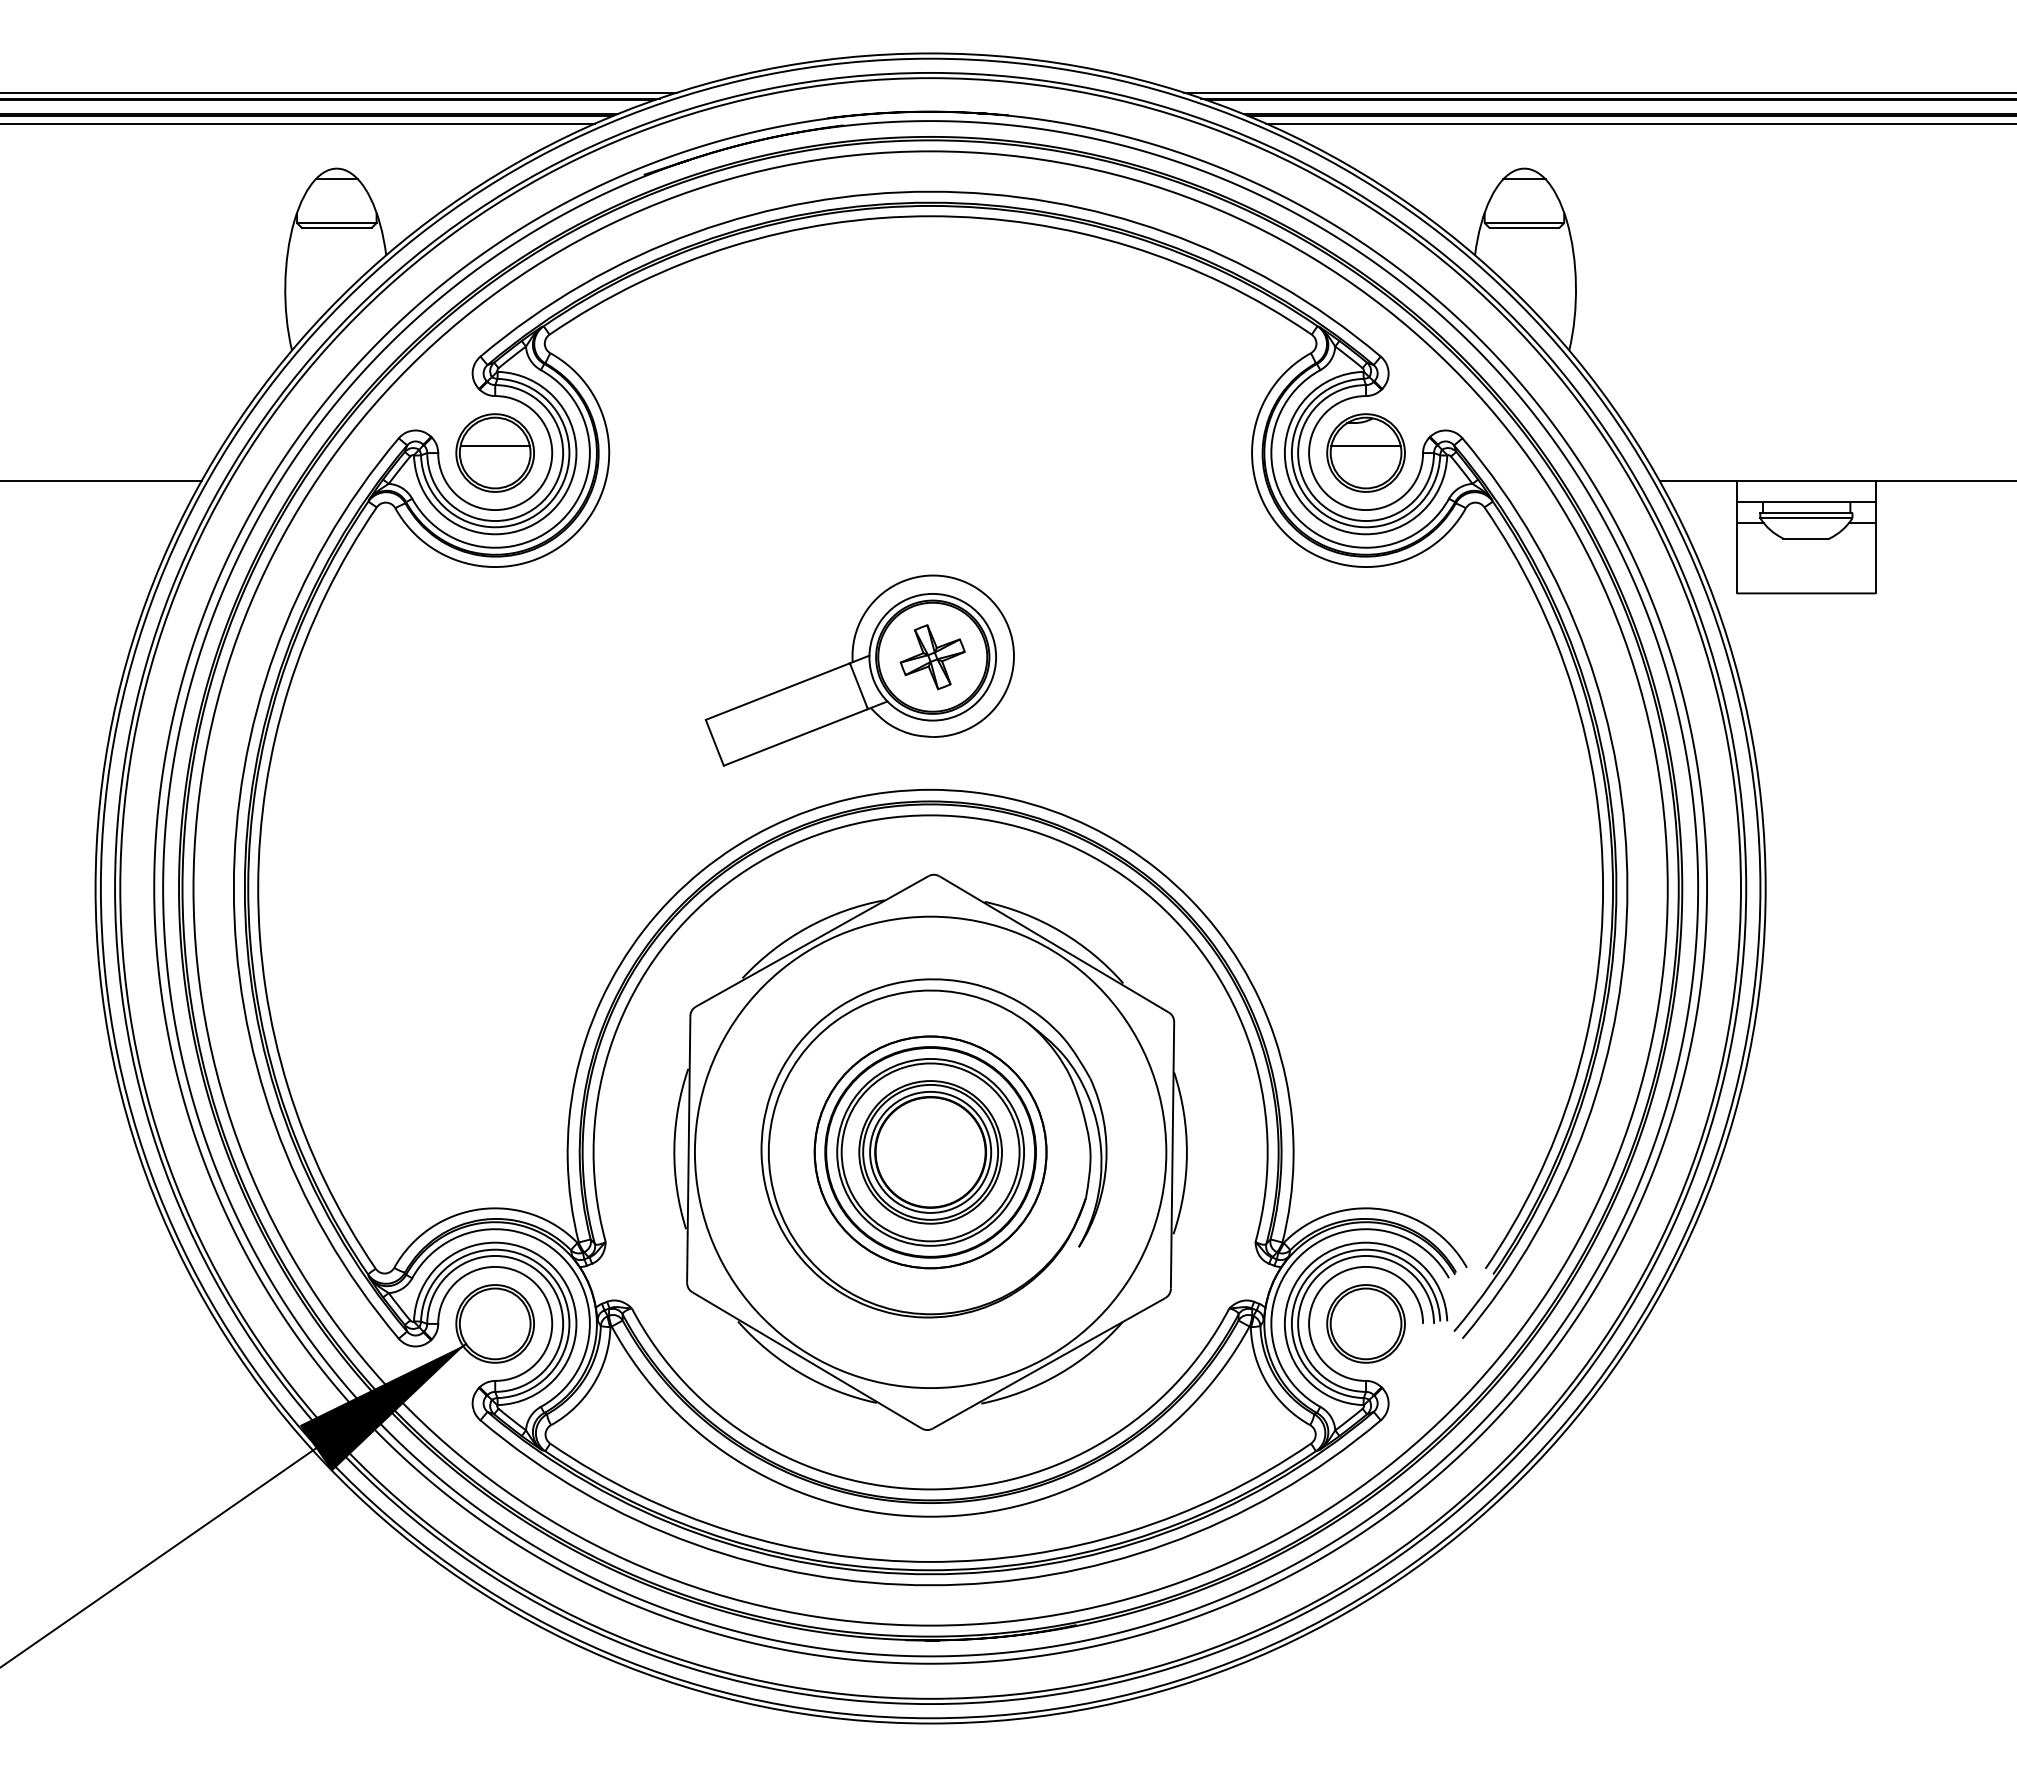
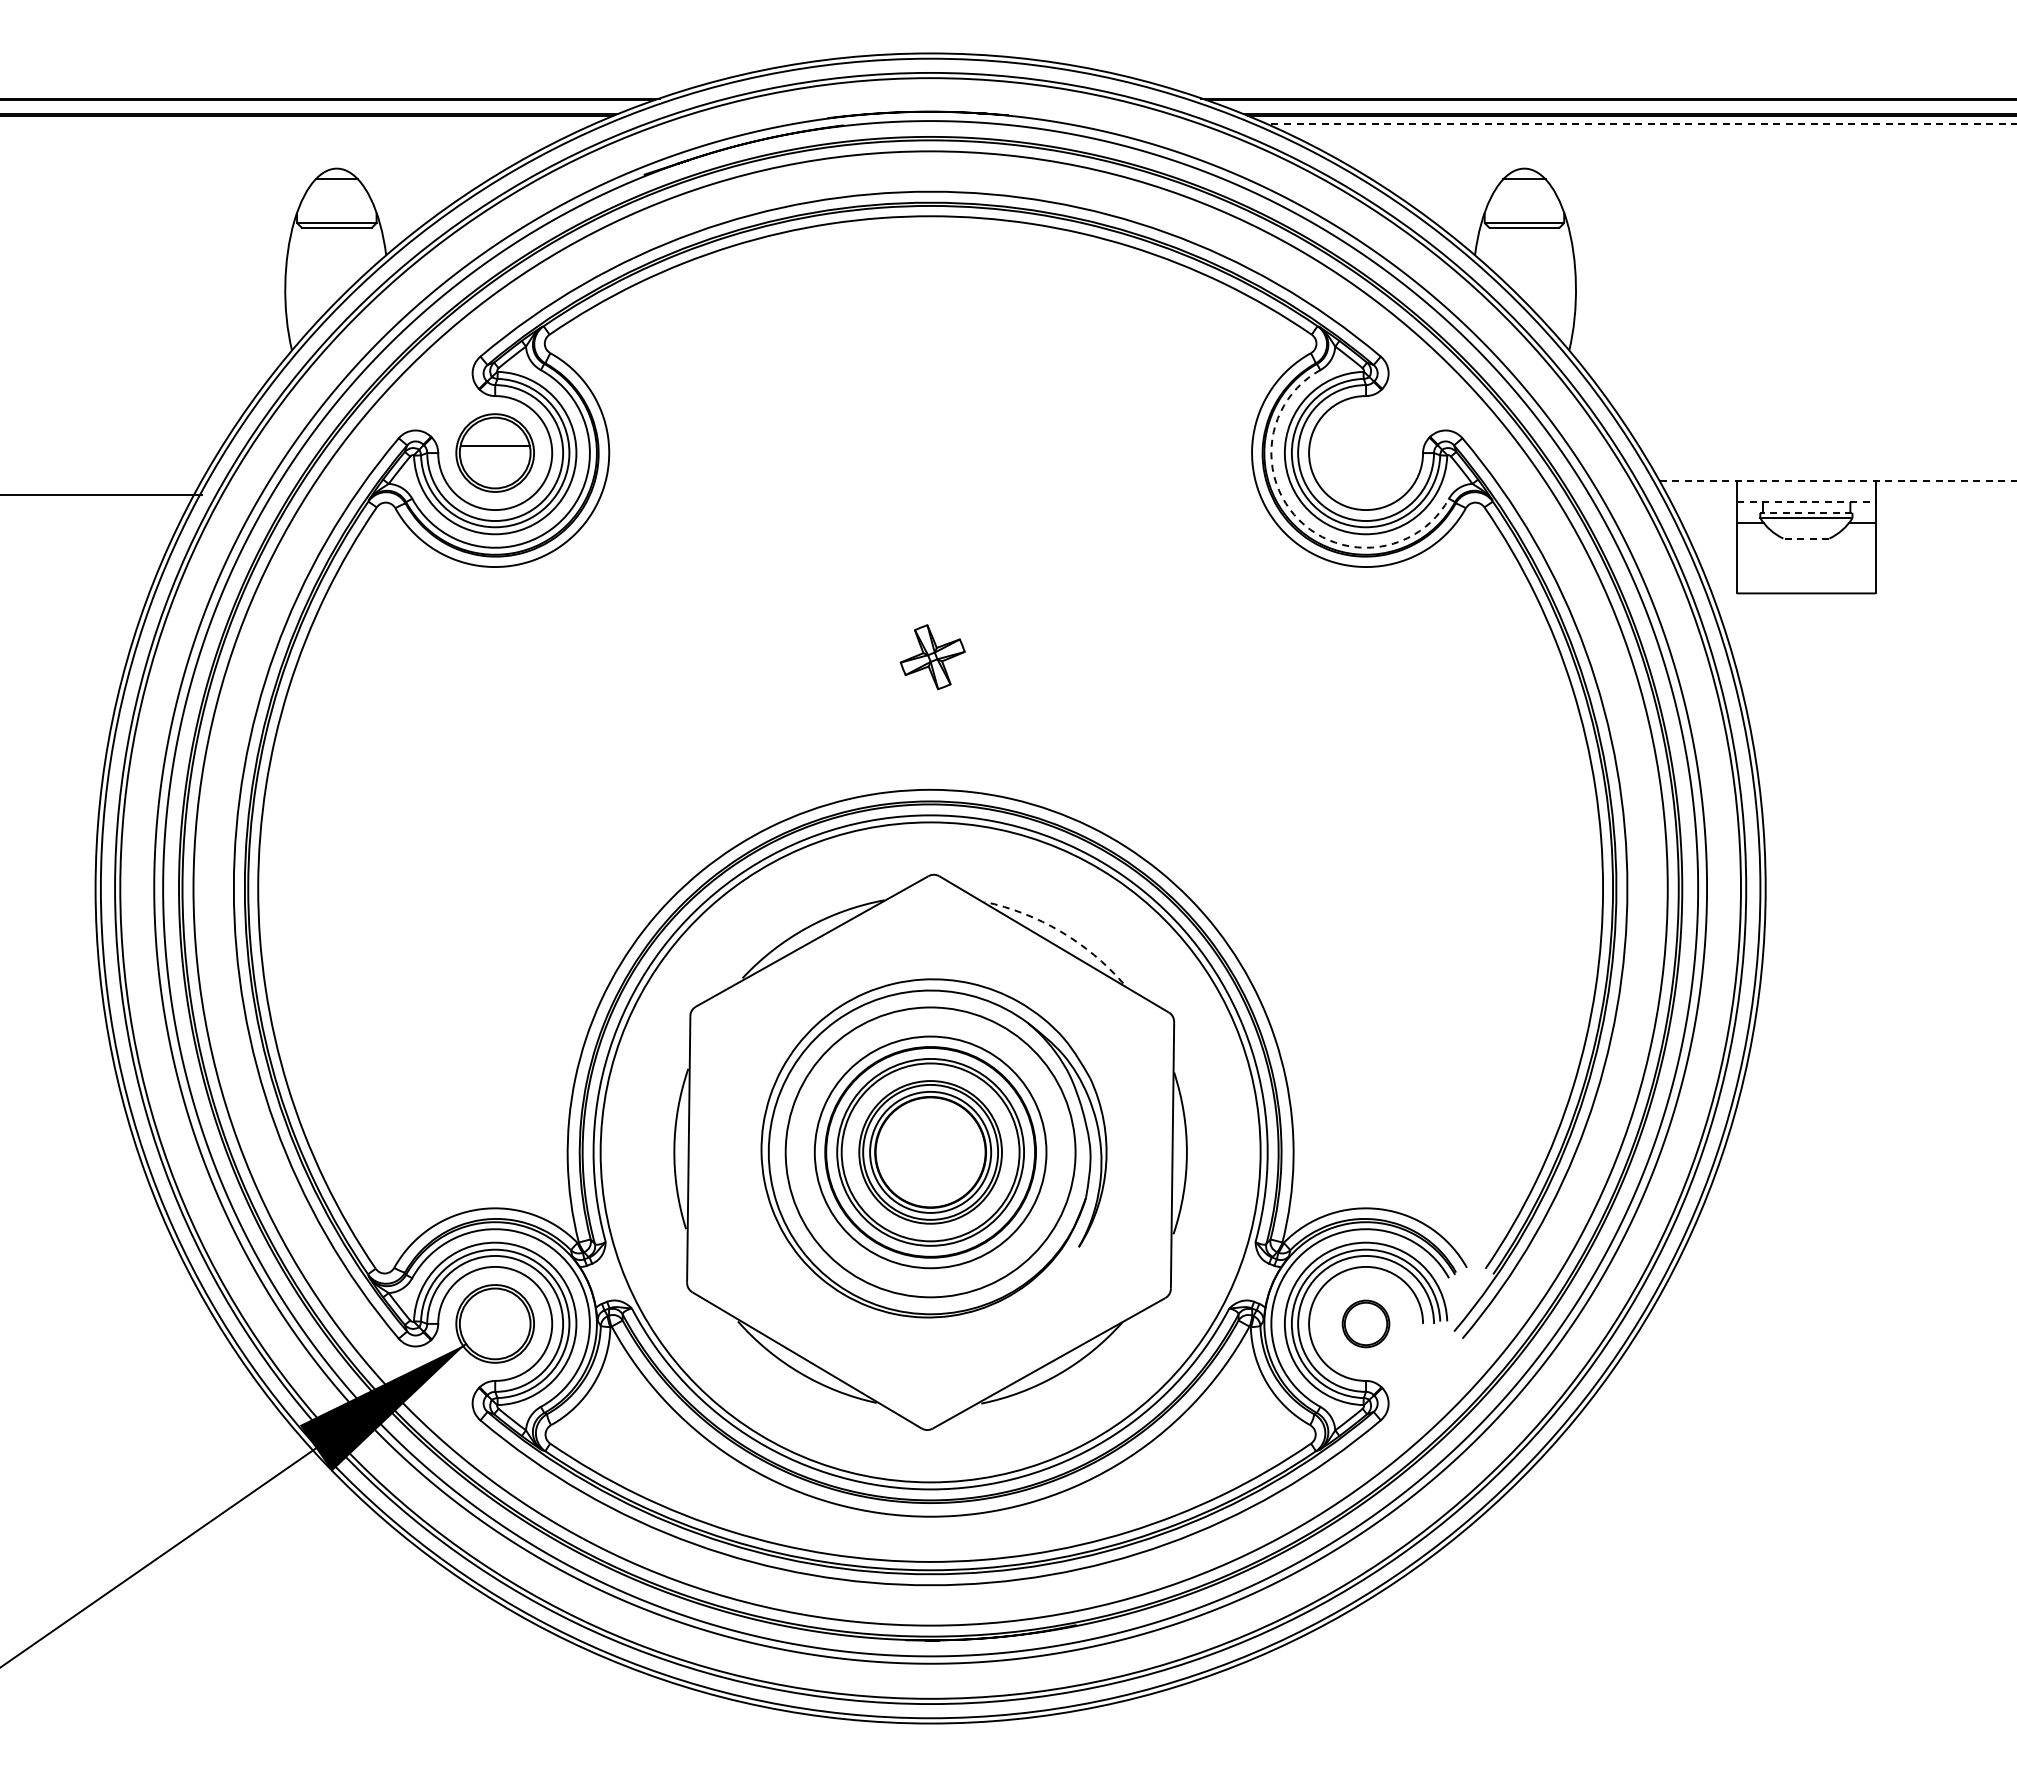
line: present -> none (339, 92)
line: present -> none (1598, 92)
line: present -> none (298, 123)
line: solid -> dashed (1640, 123)
part: present -> none (1365, 452)
line position: (101, 481) -> (101, 495) (101, 495)
line: solid -> dashed (1838, 481)
line: solid -> dashed (1806, 501)
line: solid -> dashed (1805, 512)
arc: solid -> dashed (1299, 520)
line: solid -> dashed (1805, 538)
part: present -> none (859, 670)
arc: solid -> dashed (1060, 931)
circle diameter: 232 px -> 290 px (930, 1152)
circle diameter: 471 px -> 660 px (930, 1152)
part size: 80x80 px -> 50x50 px (1365, 1323)
